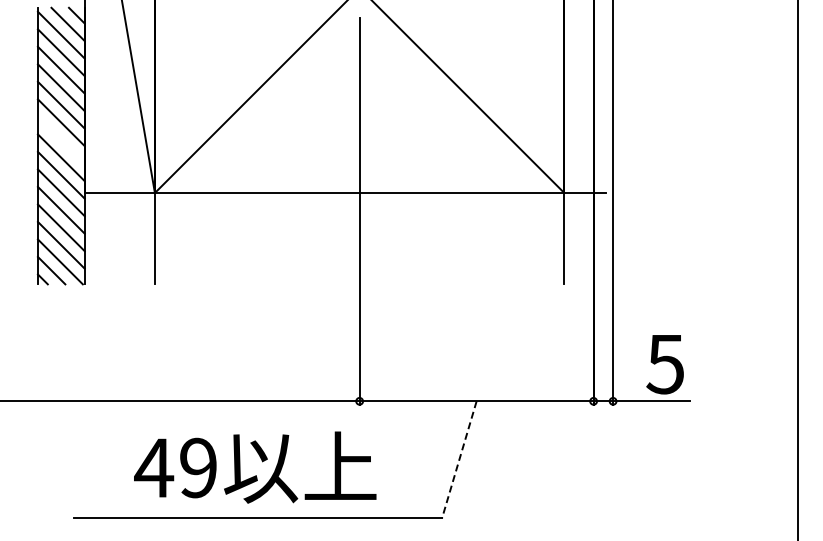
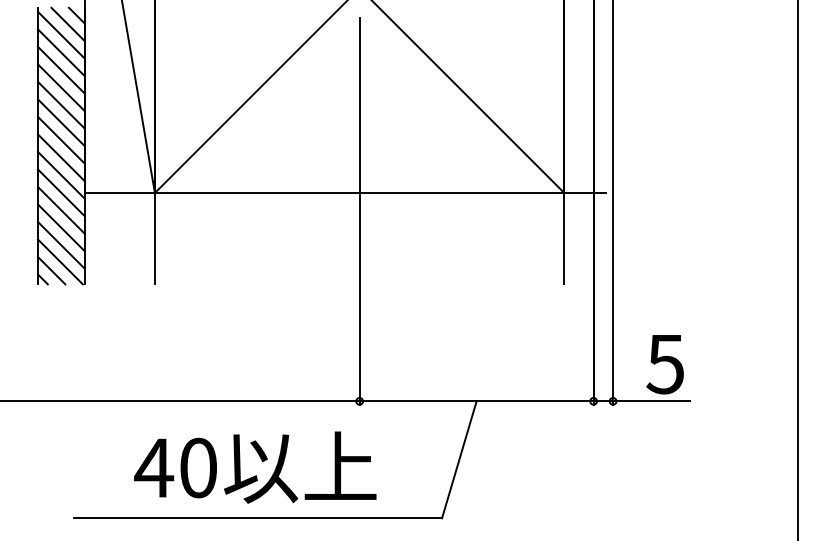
line: none -> present (60, 139)
line: dashed -> solid (459, 459)
text: 49 -> 40 (198, 467)
